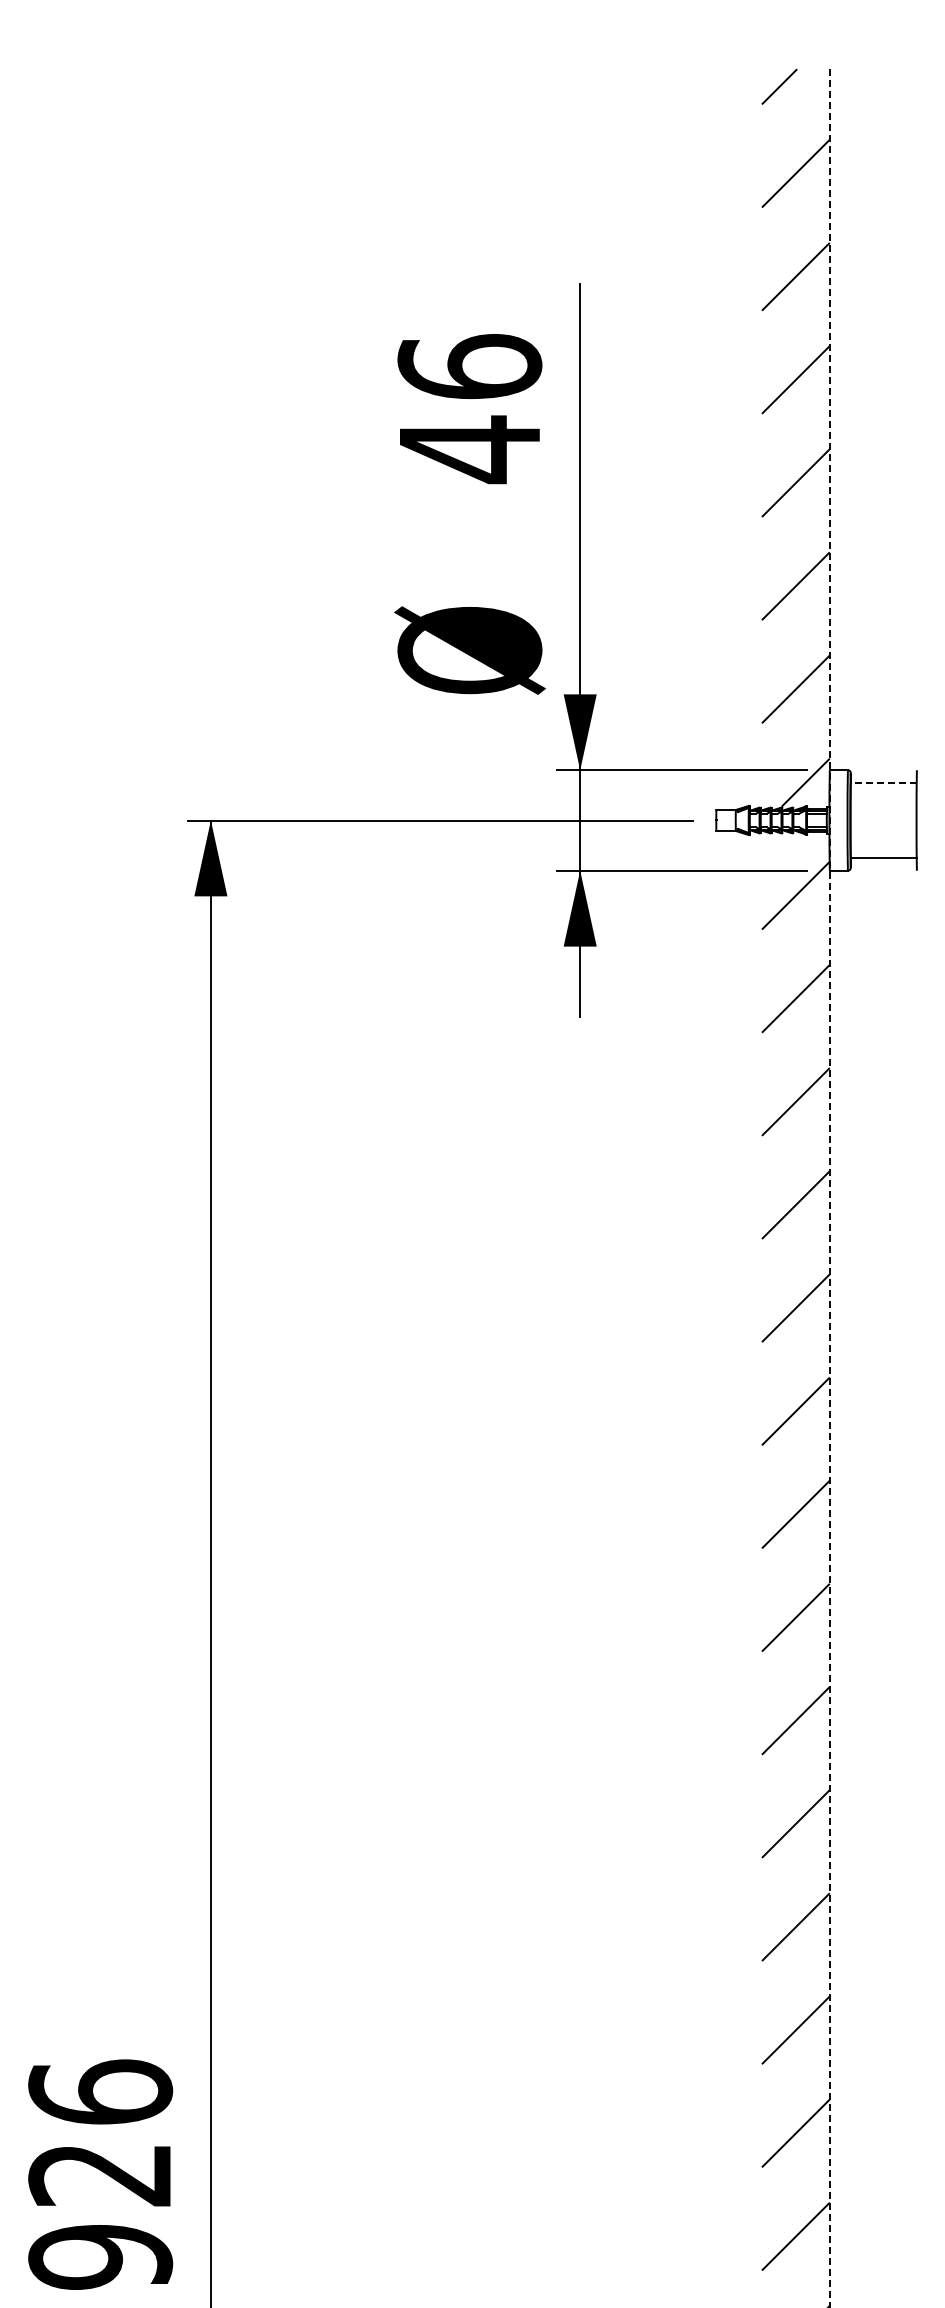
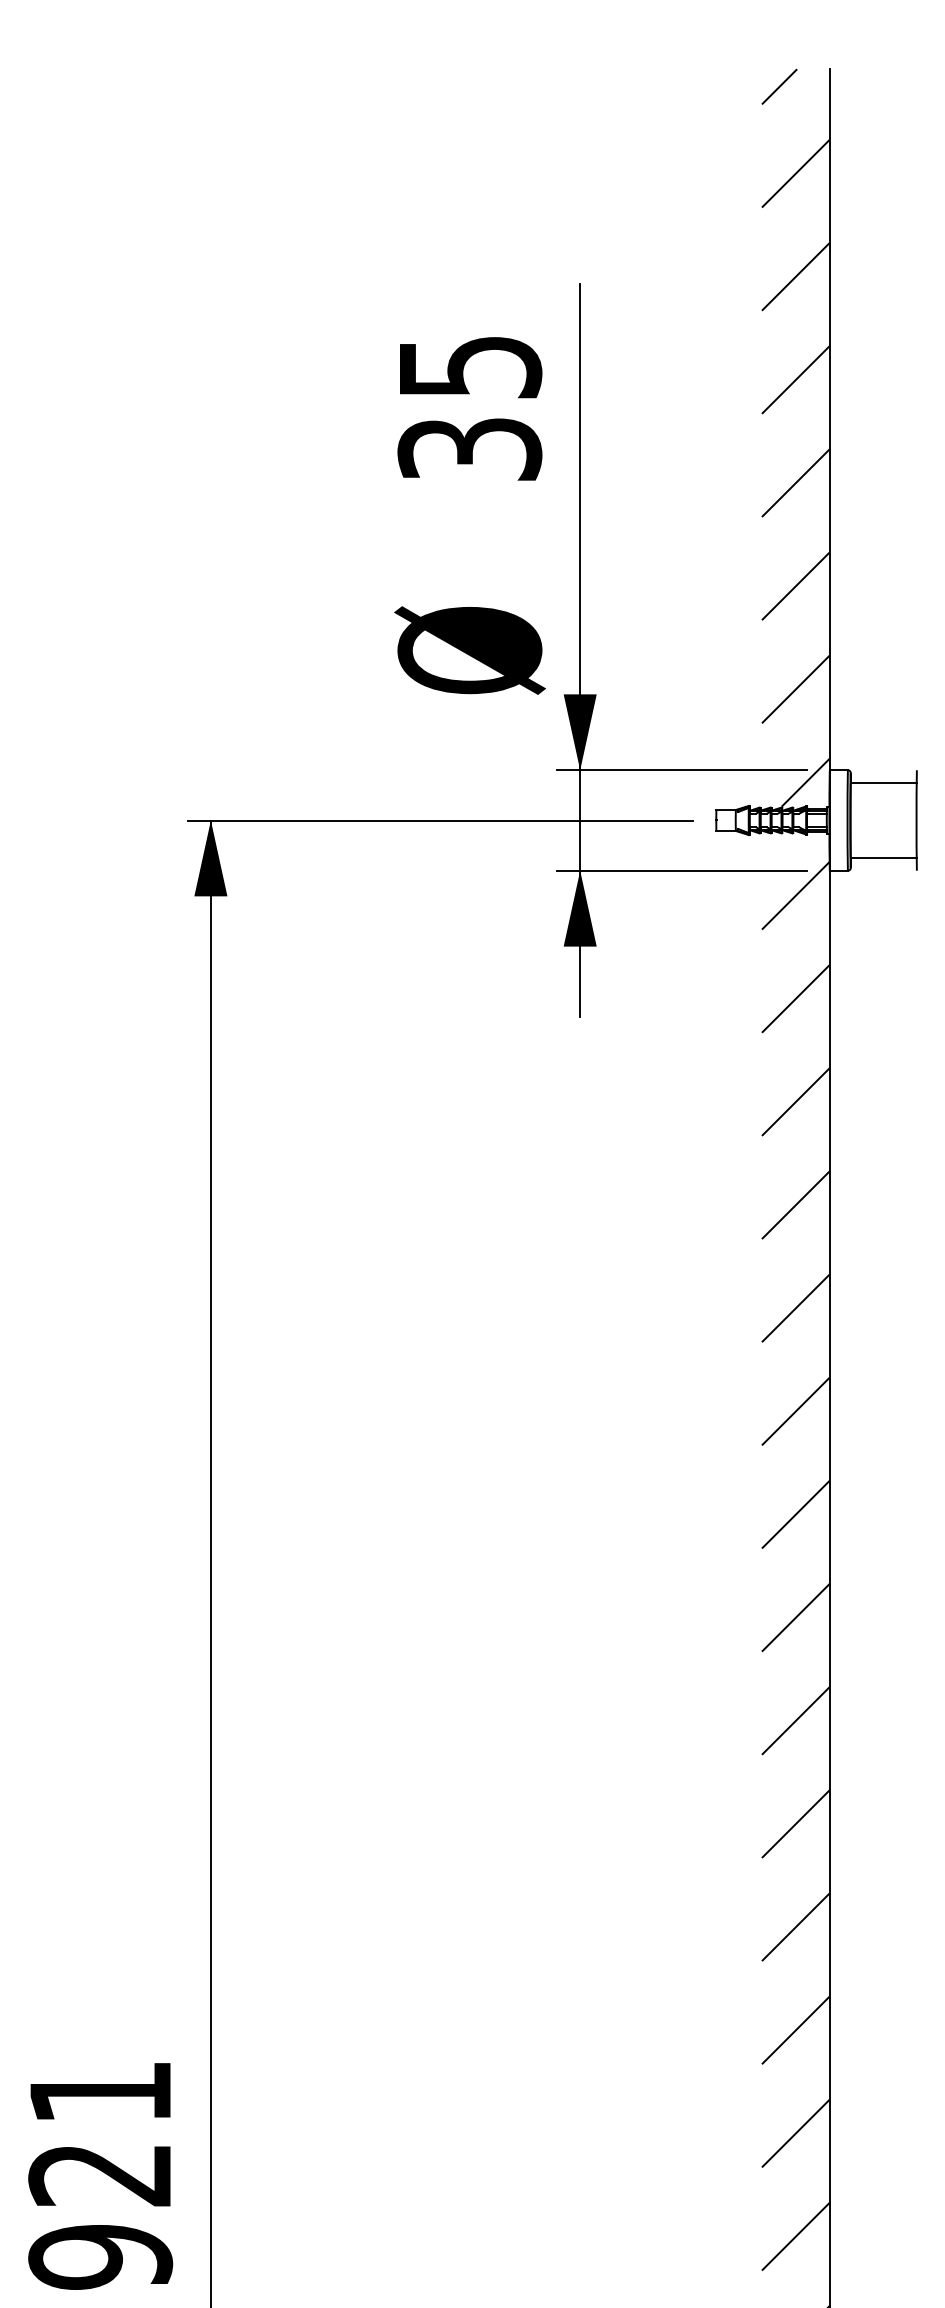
text: 46 -> 35 (469, 409)
line: dashed -> solid (883, 783)
line: dashed -> solid (829, 1189)
text: 926 -> 921 (100, 2091)
